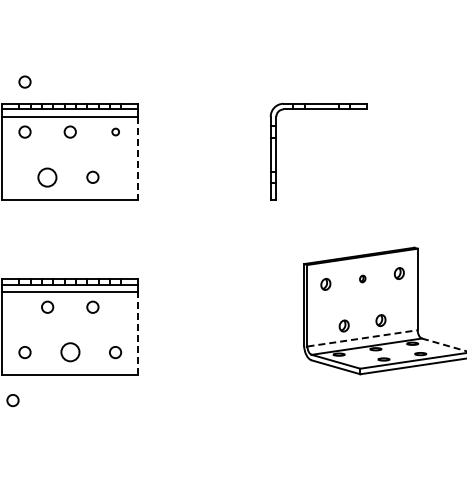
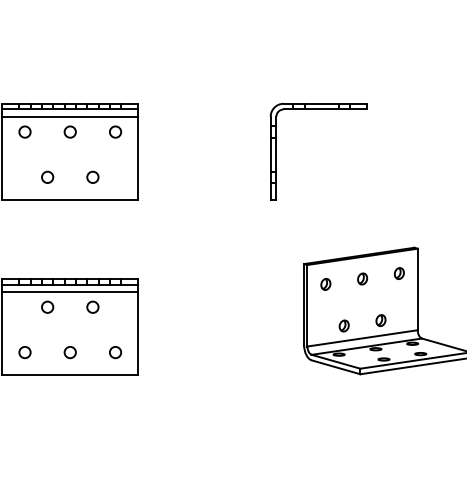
circle: present -> none (24, 81)
circle size: 9x10 px -> 14x14 px (115, 131)
line: dashed -> solid (138, 158)
circle size: 21x21 px -> 14x14 px (47, 176)
part size: 8x10 px -> 12x14 px (362, 278)
line: dashed -> solid (138, 333)
line: dashed -> solid (362, 338)
line: dashed -> solid (444, 345)
circle size: 21x21 px -> 14x14 px (69, 352)
circle: present -> none (12, 400)
